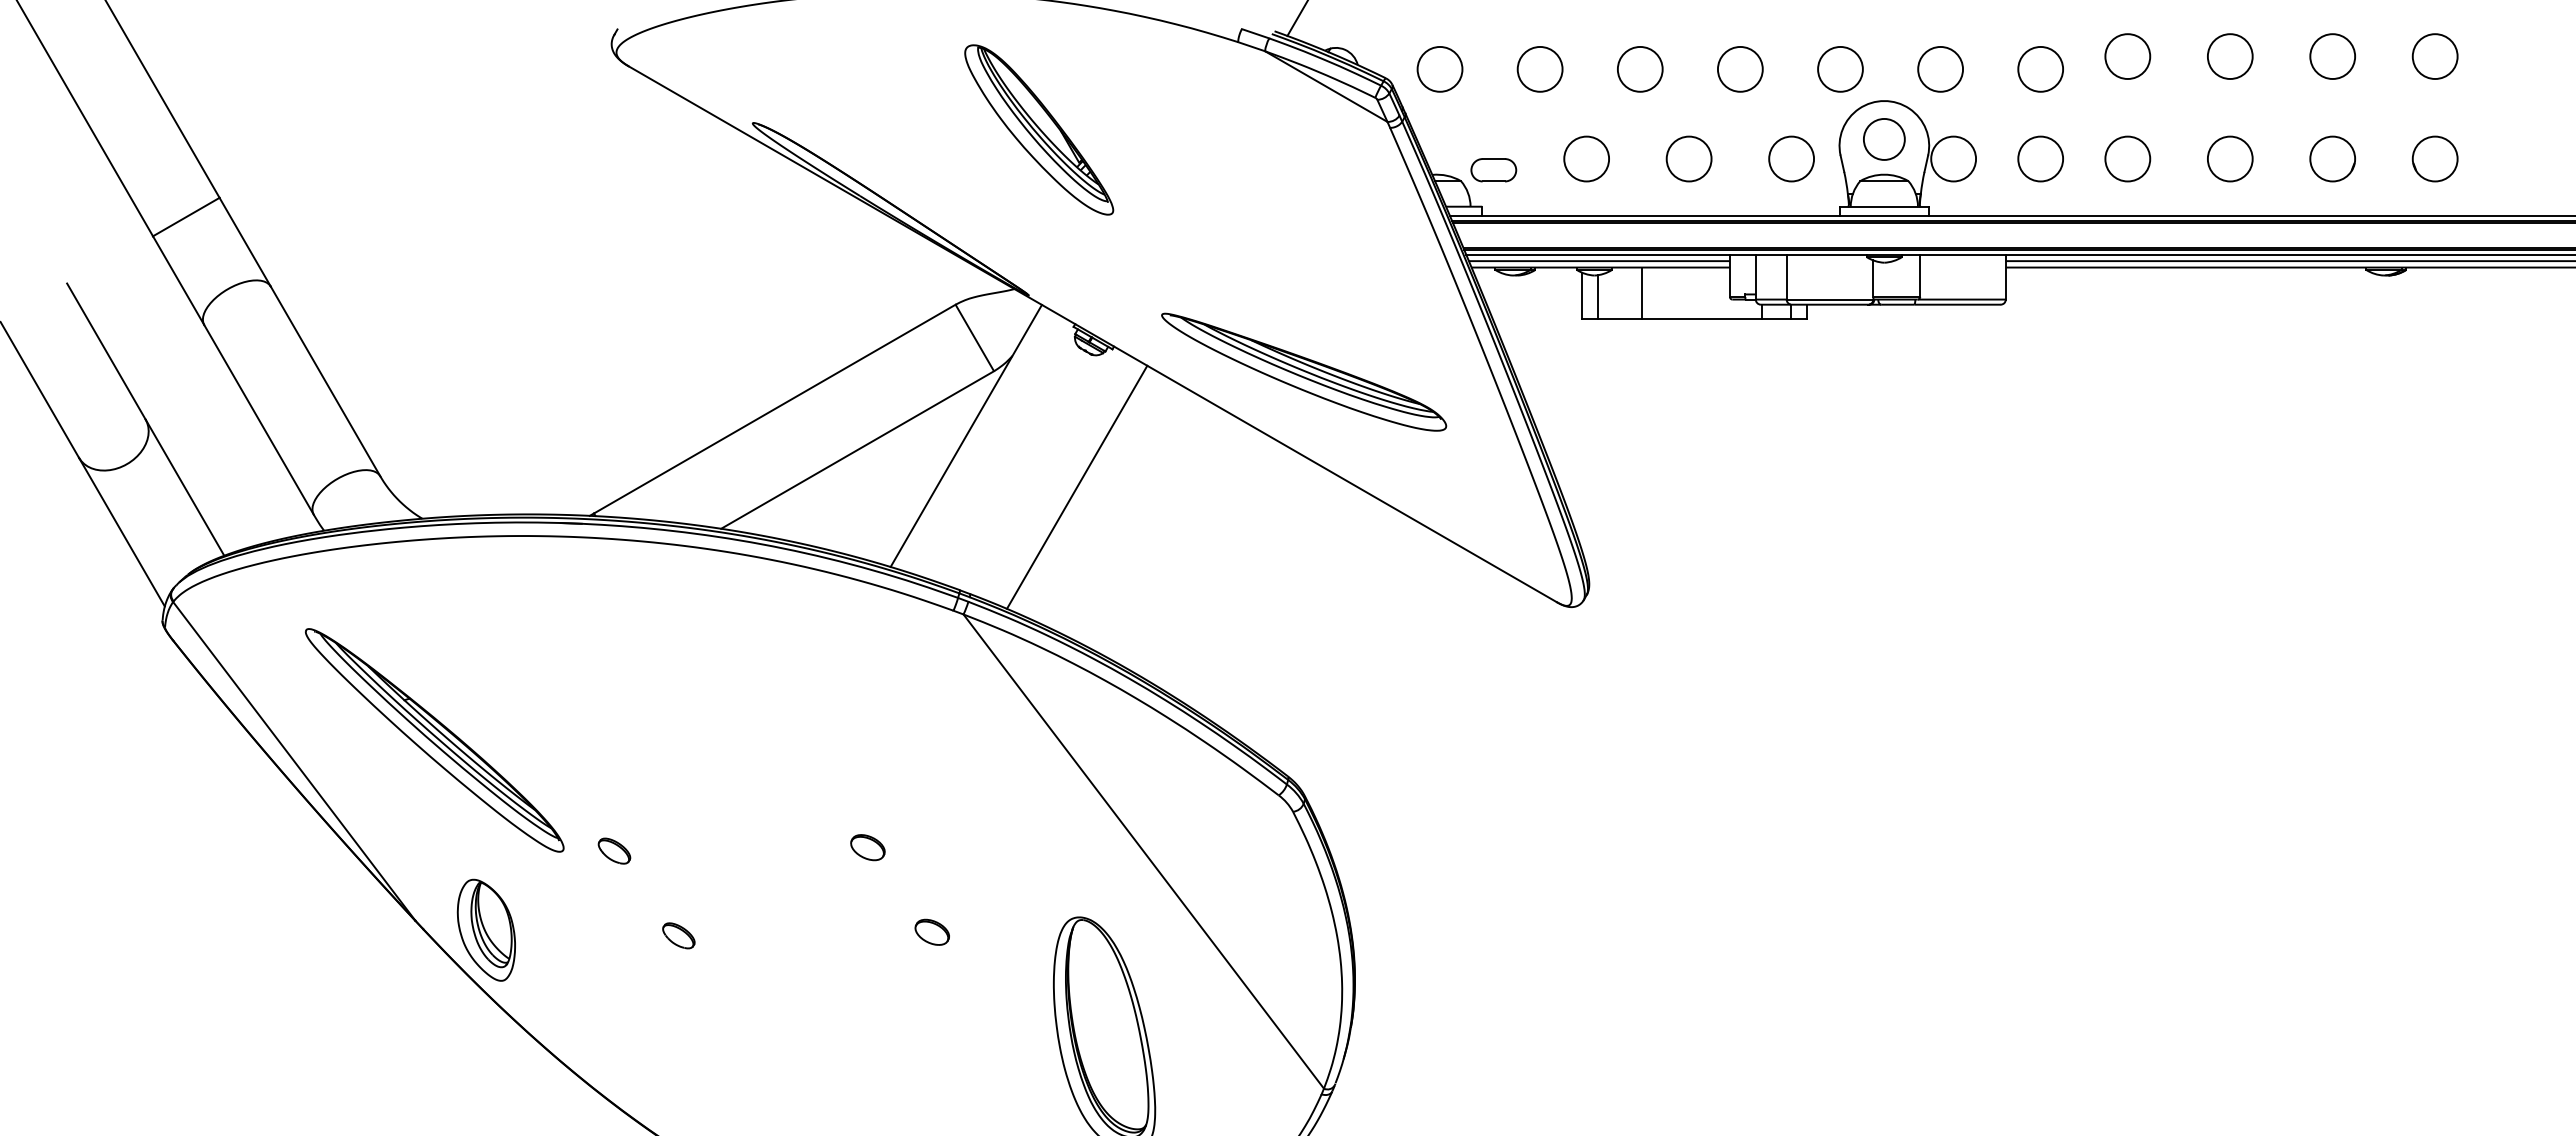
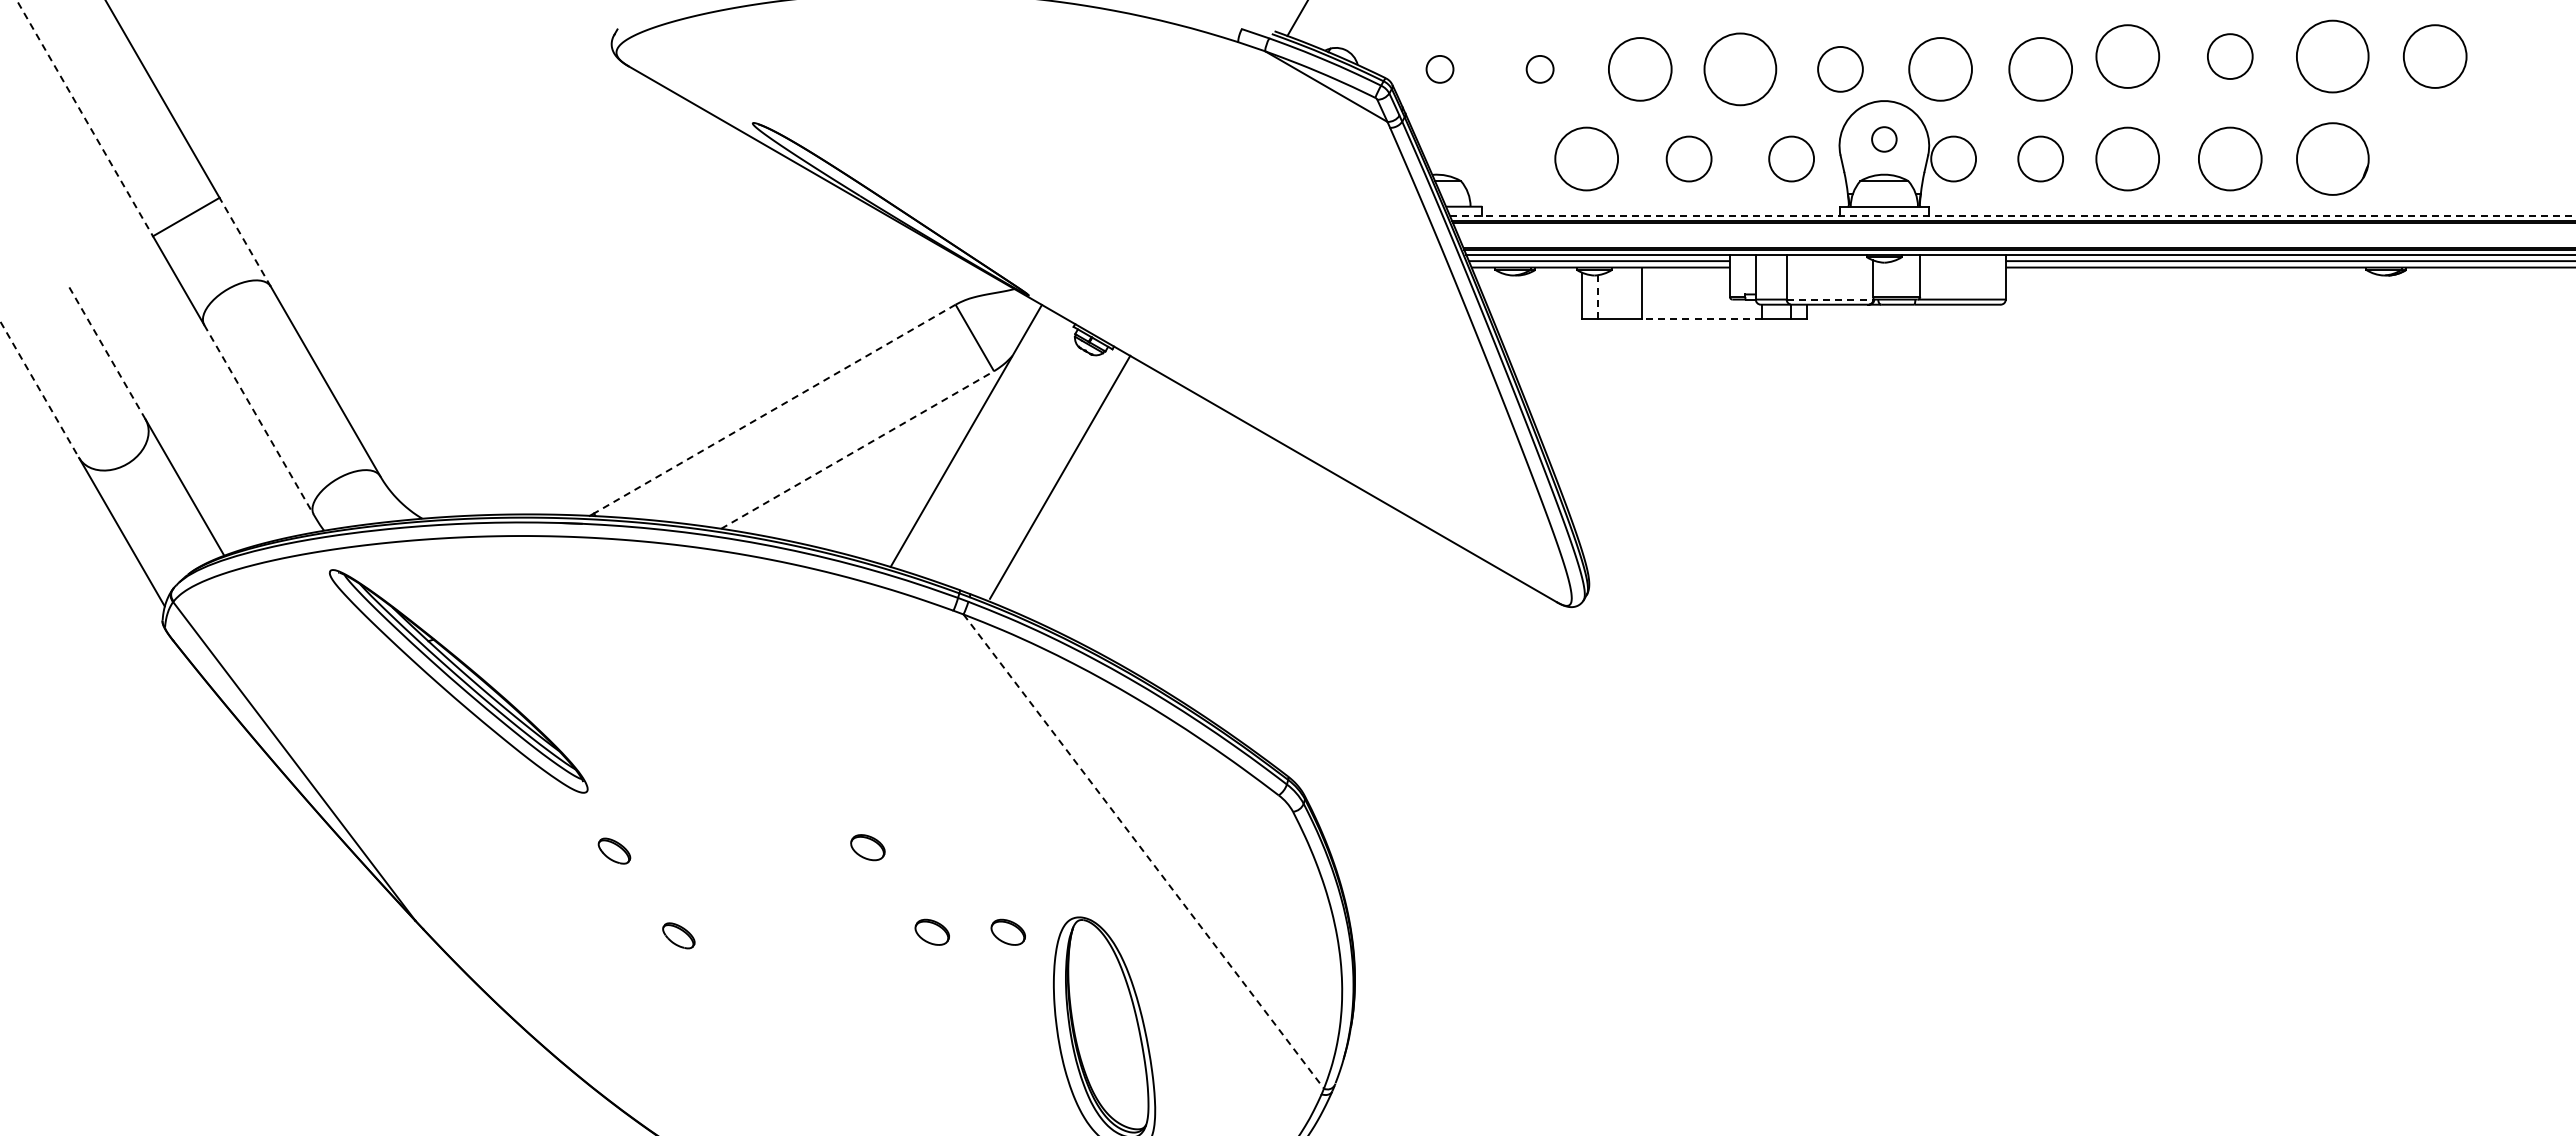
circle diameter: 45 px -> 63 px (2127, 56)
circle diameter: 45 px -> 72 px (2332, 56)
circle diameter: 45 px -> 63 px (2434, 56)
circle diameter: 45 px -> 27 px (1439, 68)
circle diameter: 45 px -> 27 px (1539, 68)
circle diameter: 45 px -> 63 px (1639, 69)
circle diameter: 45 px -> 72 px (1740, 69)
circle diameter: 45 px -> 63 px (1940, 69)
circle diameter: 45 px -> 63 px (2040, 69)
line: solid -> dashed (85, 118)
part: present -> none (1039, 129)
circle diameter: 41 px -> 25 px (1884, 139)
circle diameter: 45 px -> 63 px (1586, 158)
circle size: 48x48 px -> 65x66 px (2127, 158)
circle diameter: 45 px -> 63 px (2229, 158)
part size: 47x48 px -> 74x74 px (2332, 158)
part: present -> none (2434, 158)
part: present -> none (1493, 170)
line: solid -> dashed (2012, 216)
line: solid -> dashed (244, 241)
line: solid -> dashed (1598, 296)
line: solid -> dashed (1830, 299)
line: solid -> dashed (1702, 318)
line: solid -> dashed (106, 351)
part: present -> none (1304, 371)
line: solid -> dashed (40, 390)
line: solid -> dashed (774, 409)
line: solid -> dashed (259, 419)
line: solid -> dashed (857, 450)
line position: (1076, 486) -> (1059, 476) (1059, 476)
part position: (434, 740) -> (458, 681) (458, 681)
line: solid -> dashed (1143, 851)
part: present -> none (485, 929)
part: none -> present (1007, 931)
